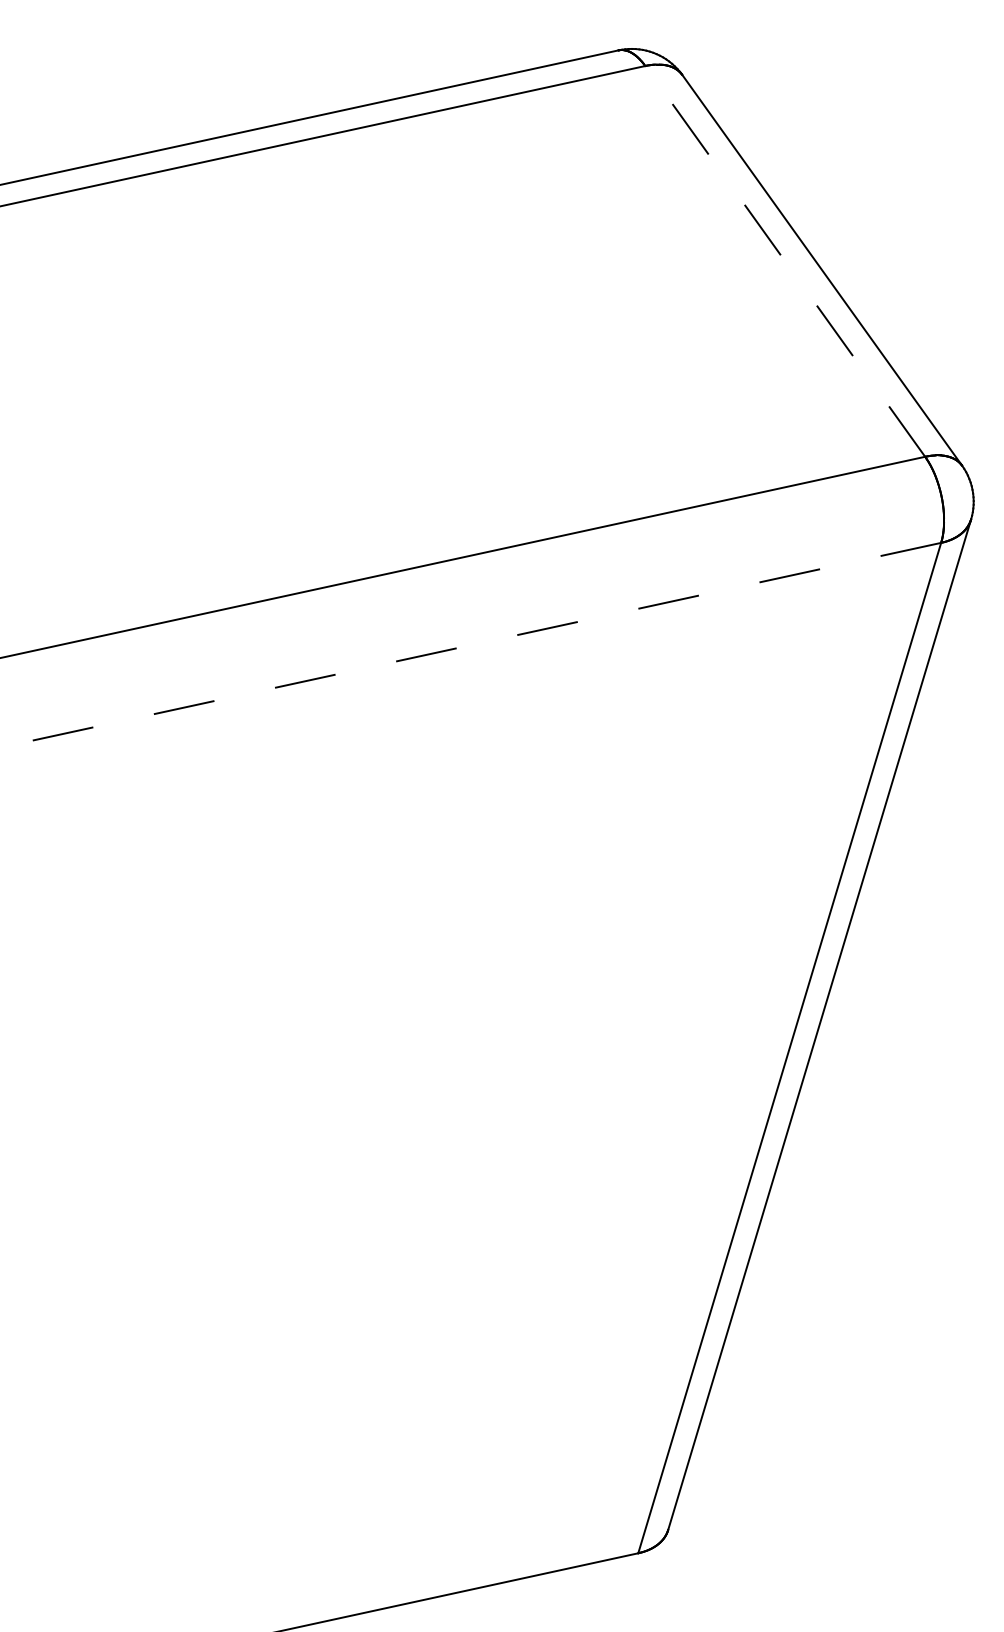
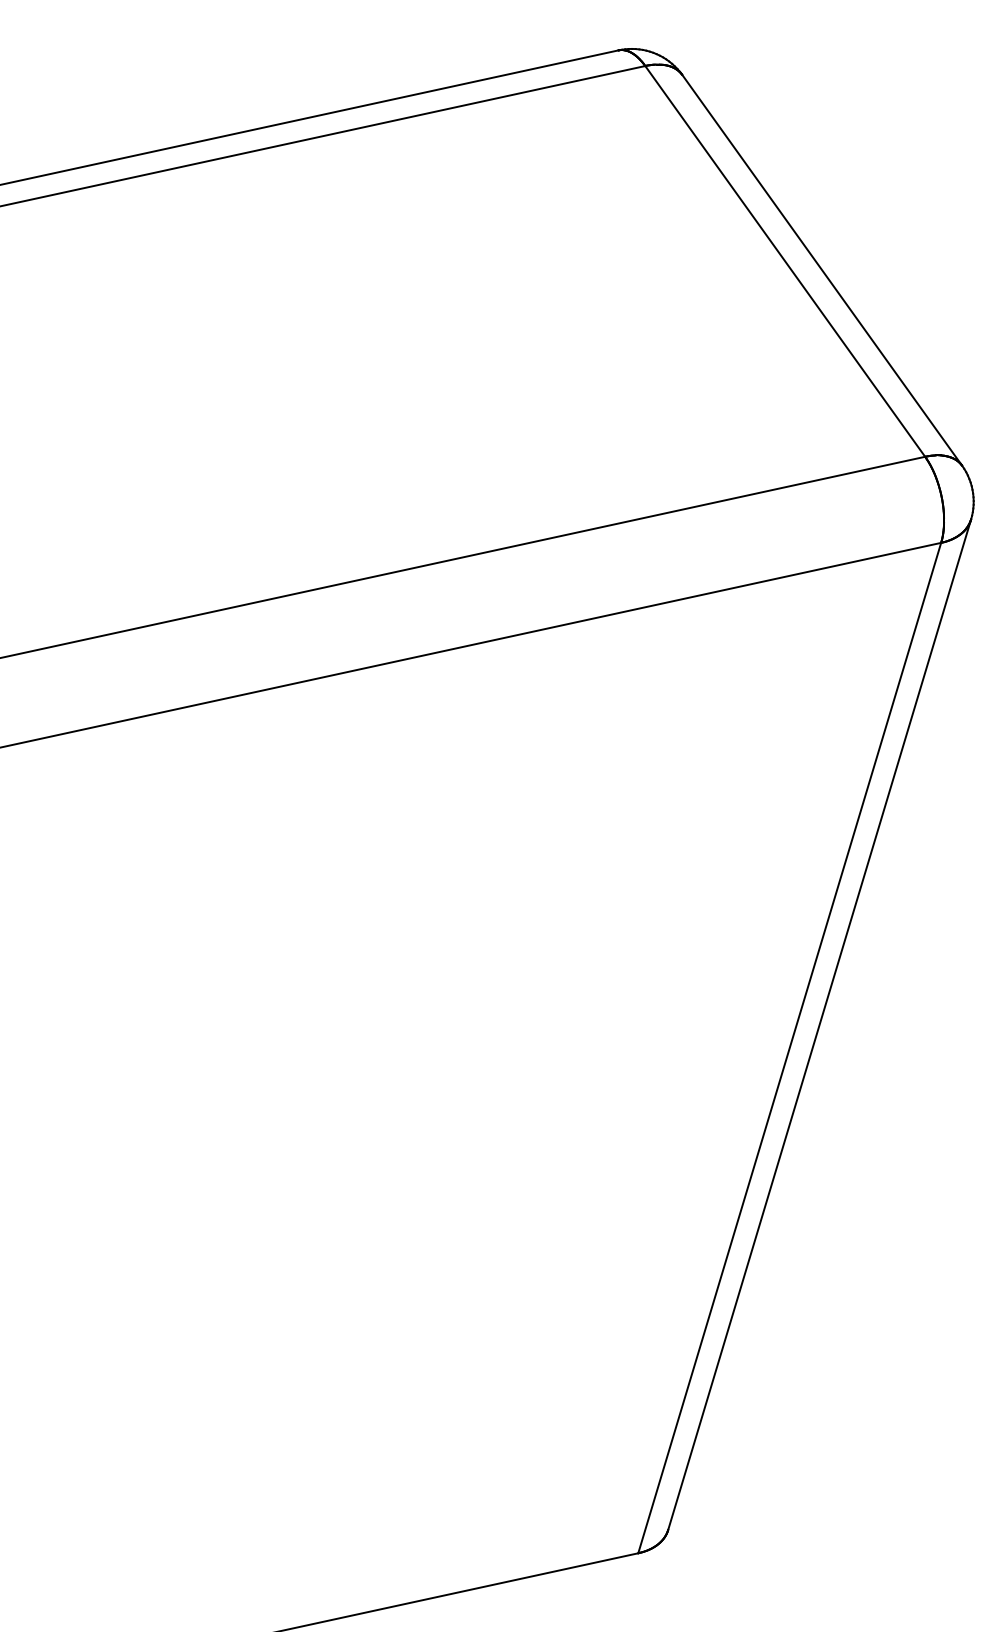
line: dashed -> solid (784, 261)
line: dashed -> solid (470, 645)
